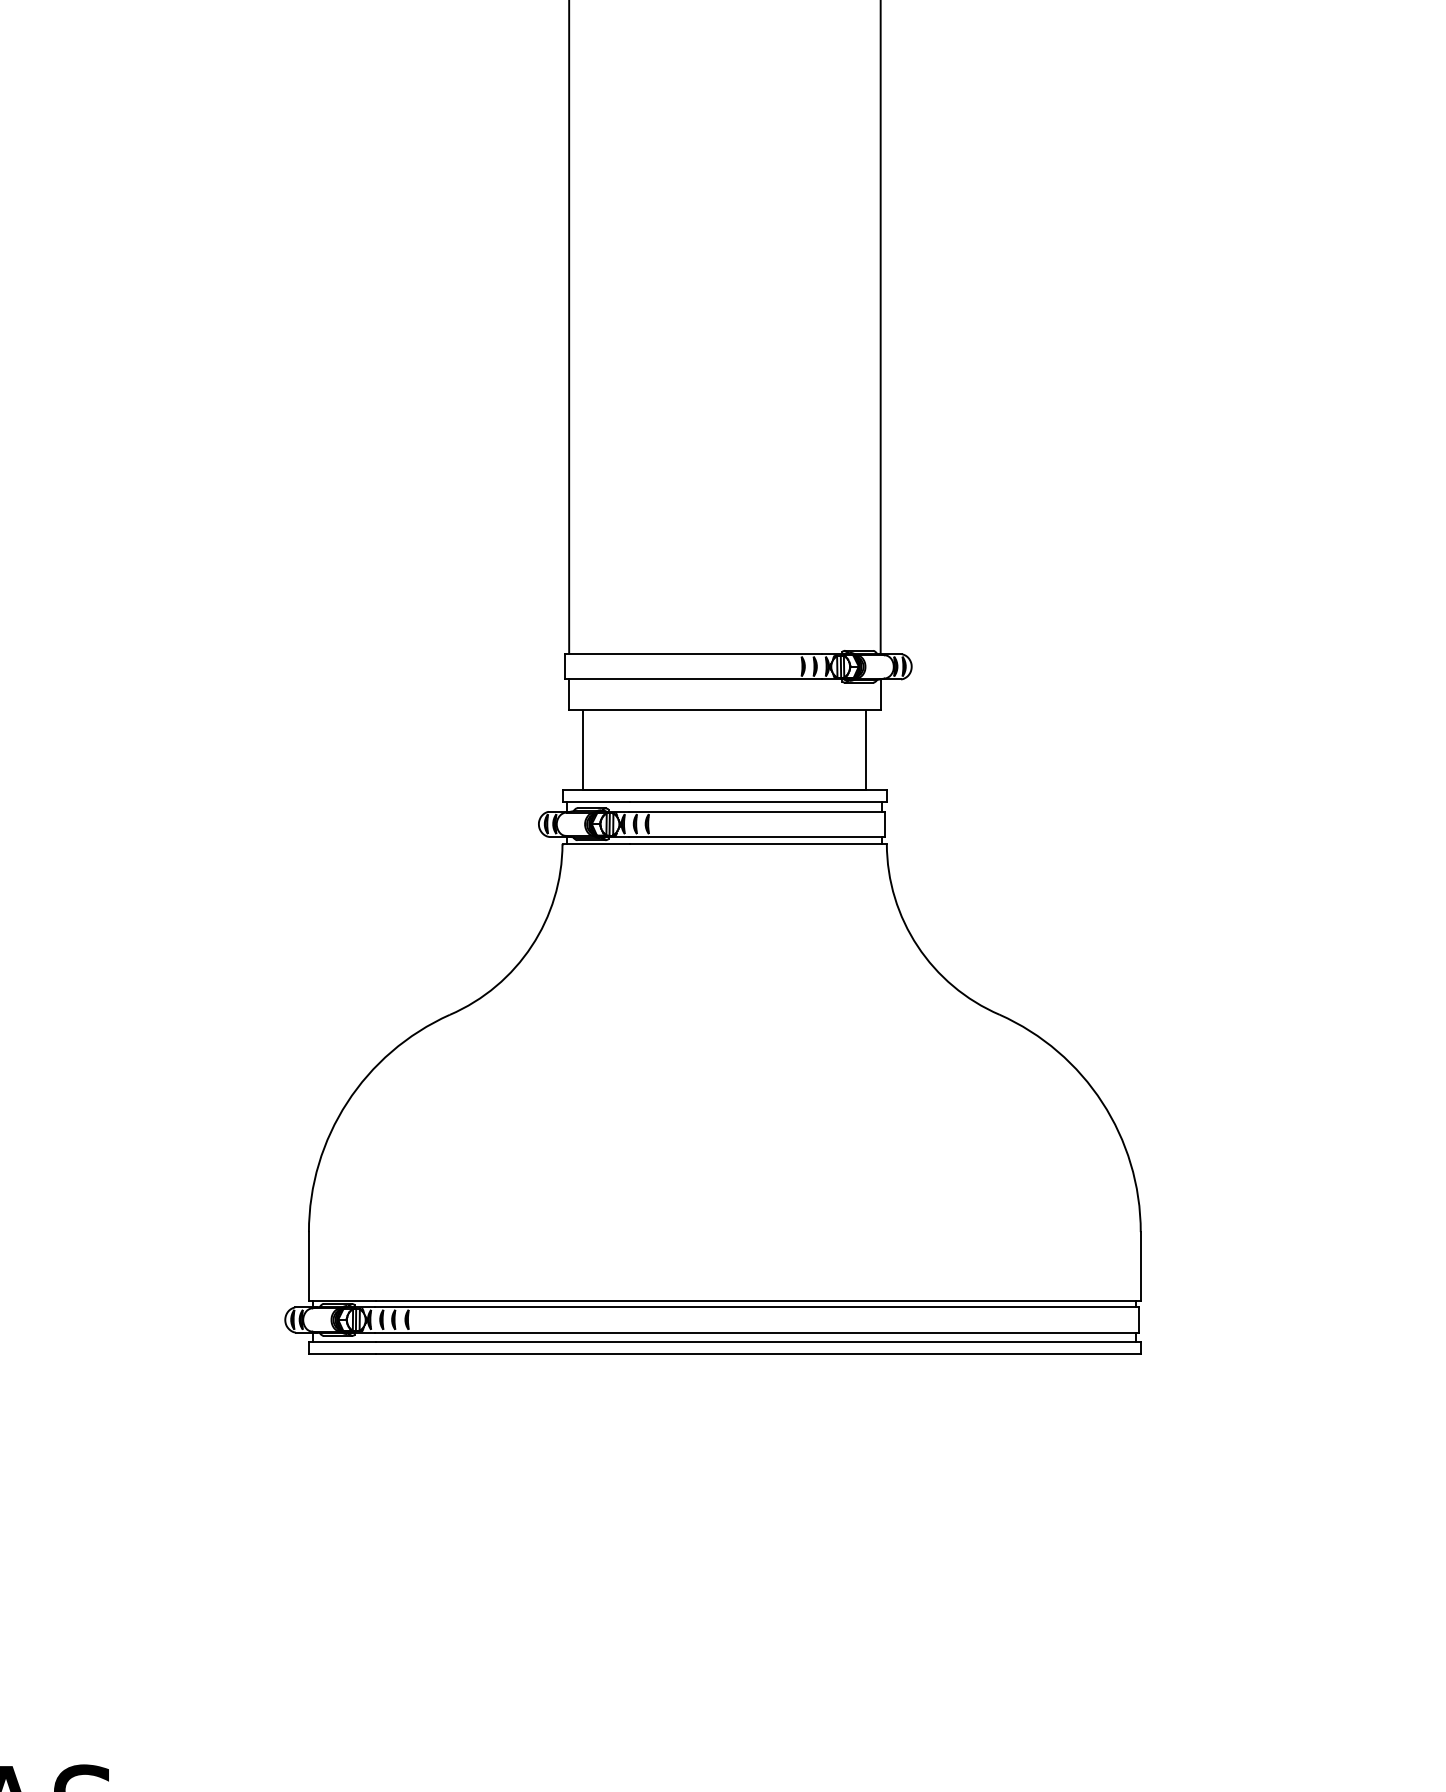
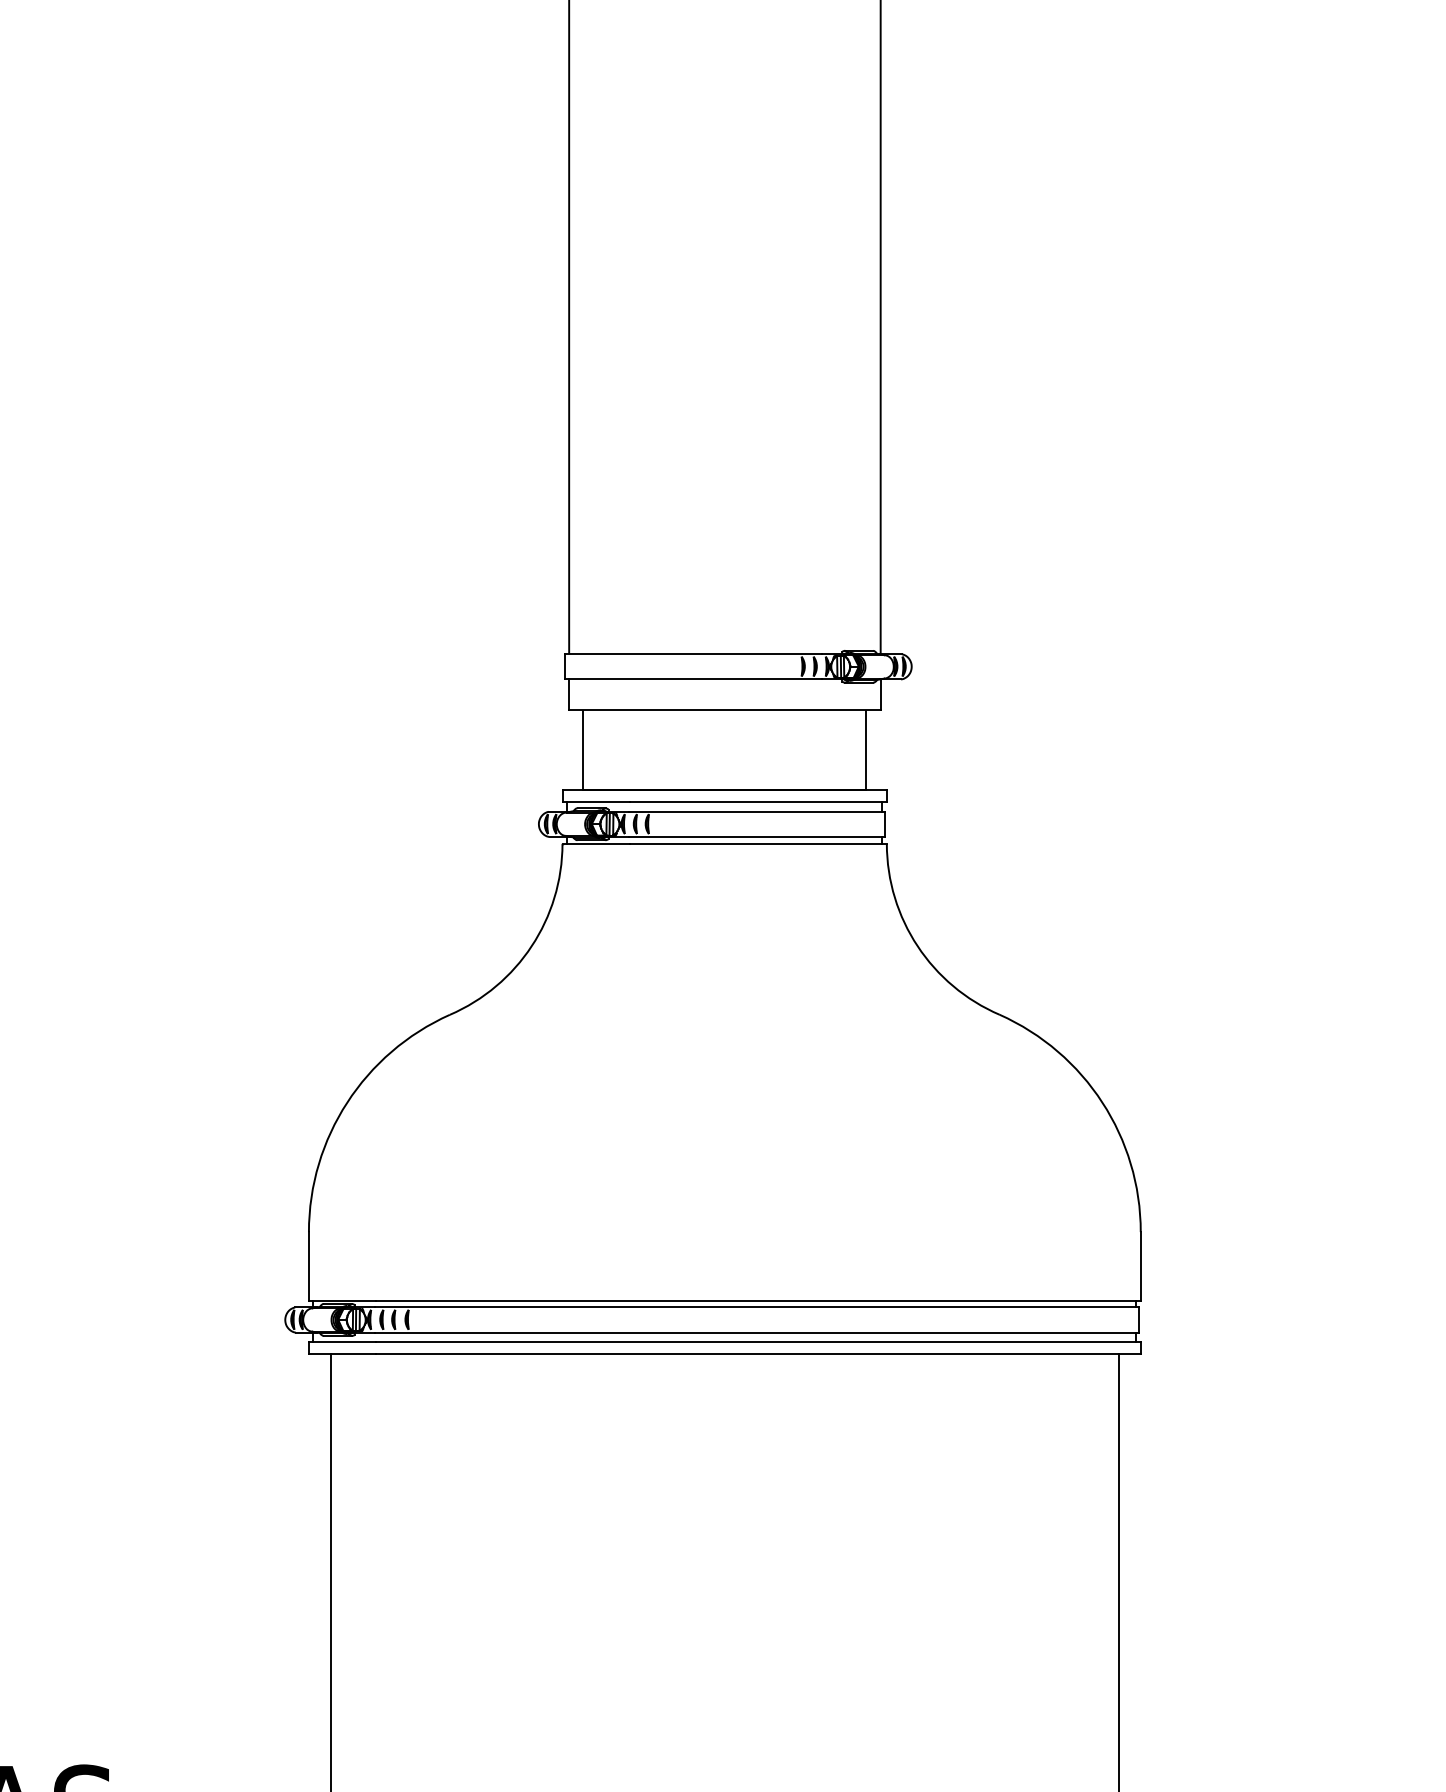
line: none -> present (330, 1570)
line: none -> present (1118, 1570)
